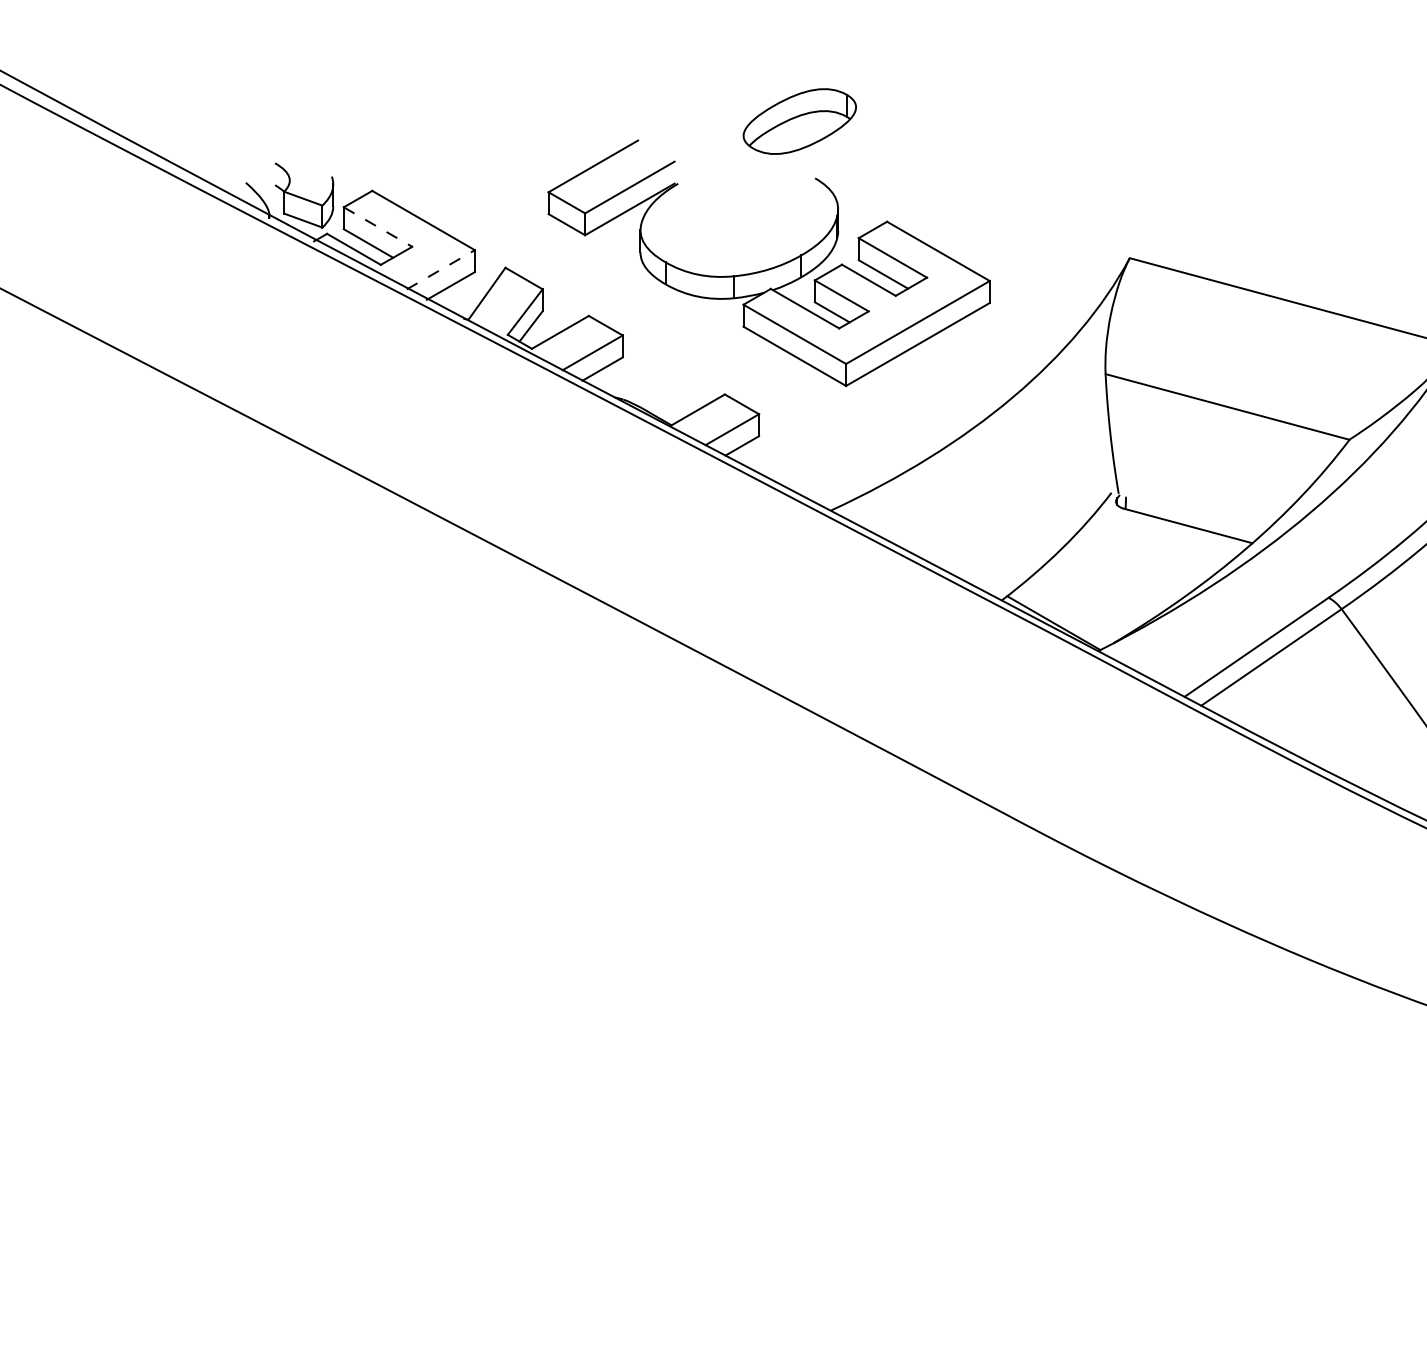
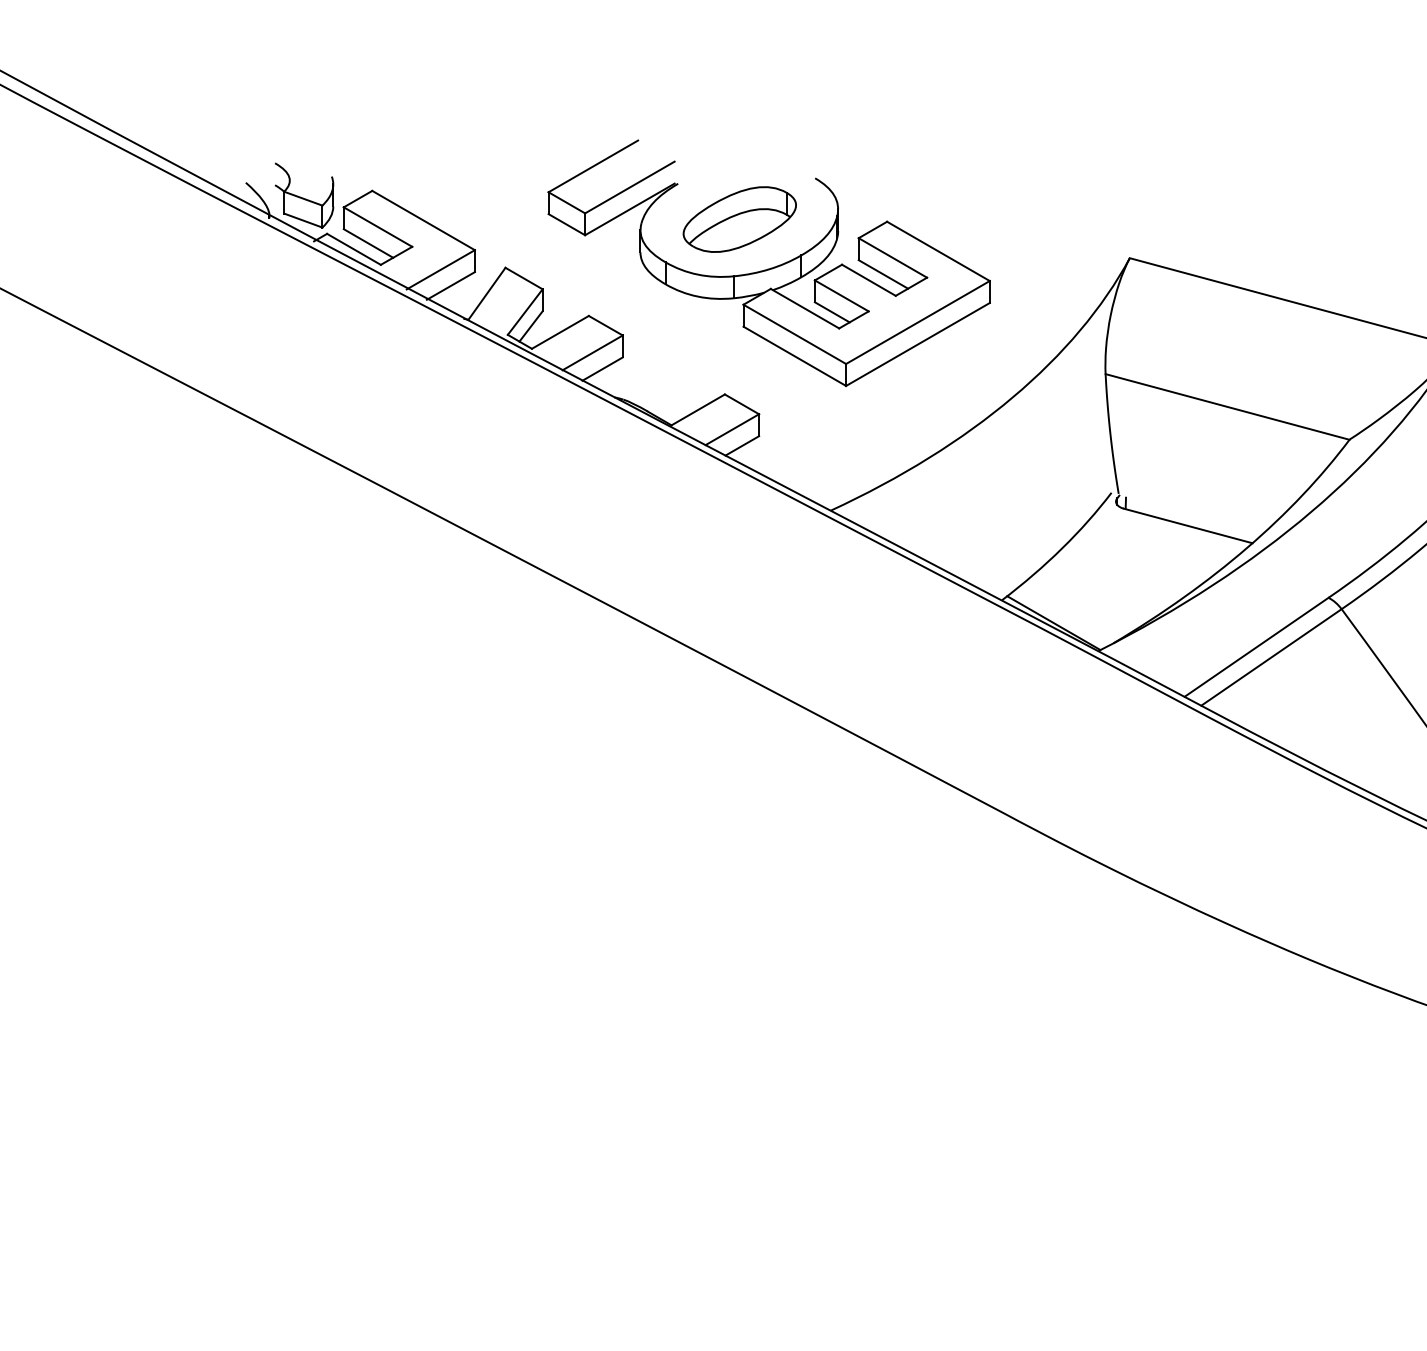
part position: (799, 121) -> (739, 219) (739, 219)
line: dashed -> solid (378, 227)
line: dashed -> solid (441, 269)
